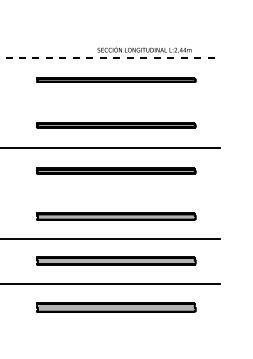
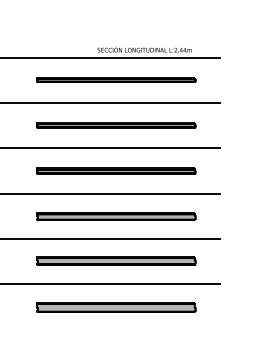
line: dashed -> solid (109, 57)
line: none -> present (110, 103)
line: none -> present (110, 194)
